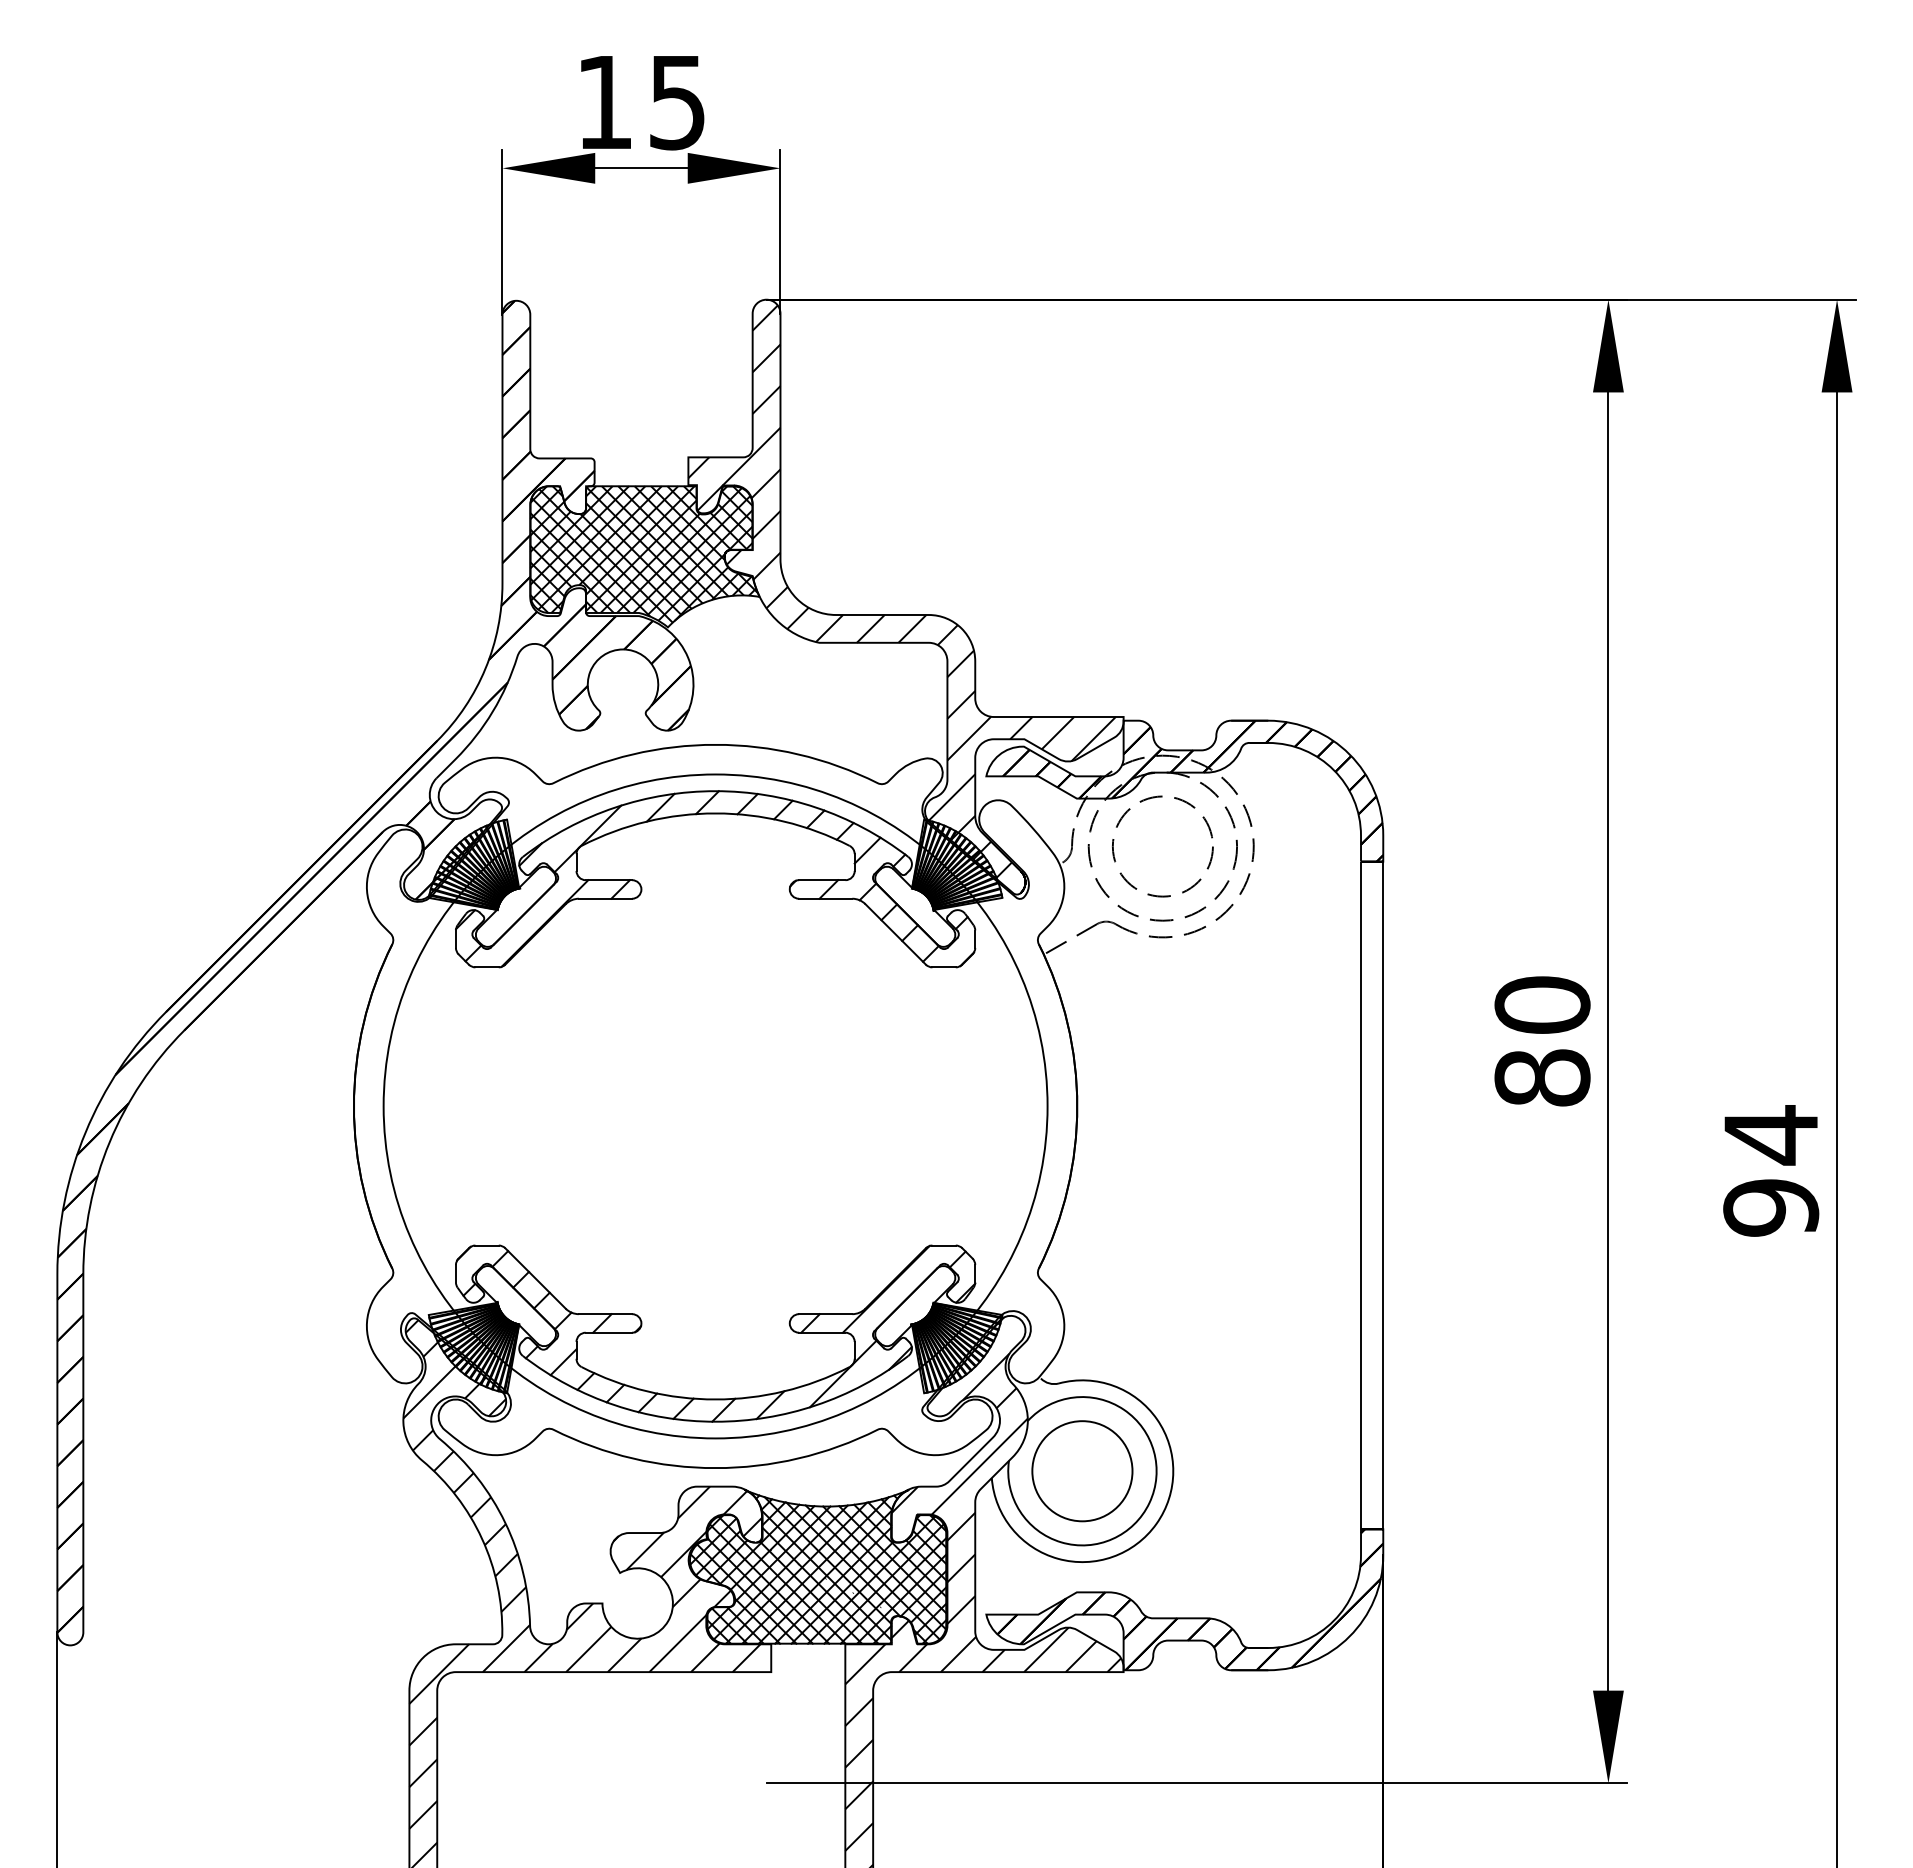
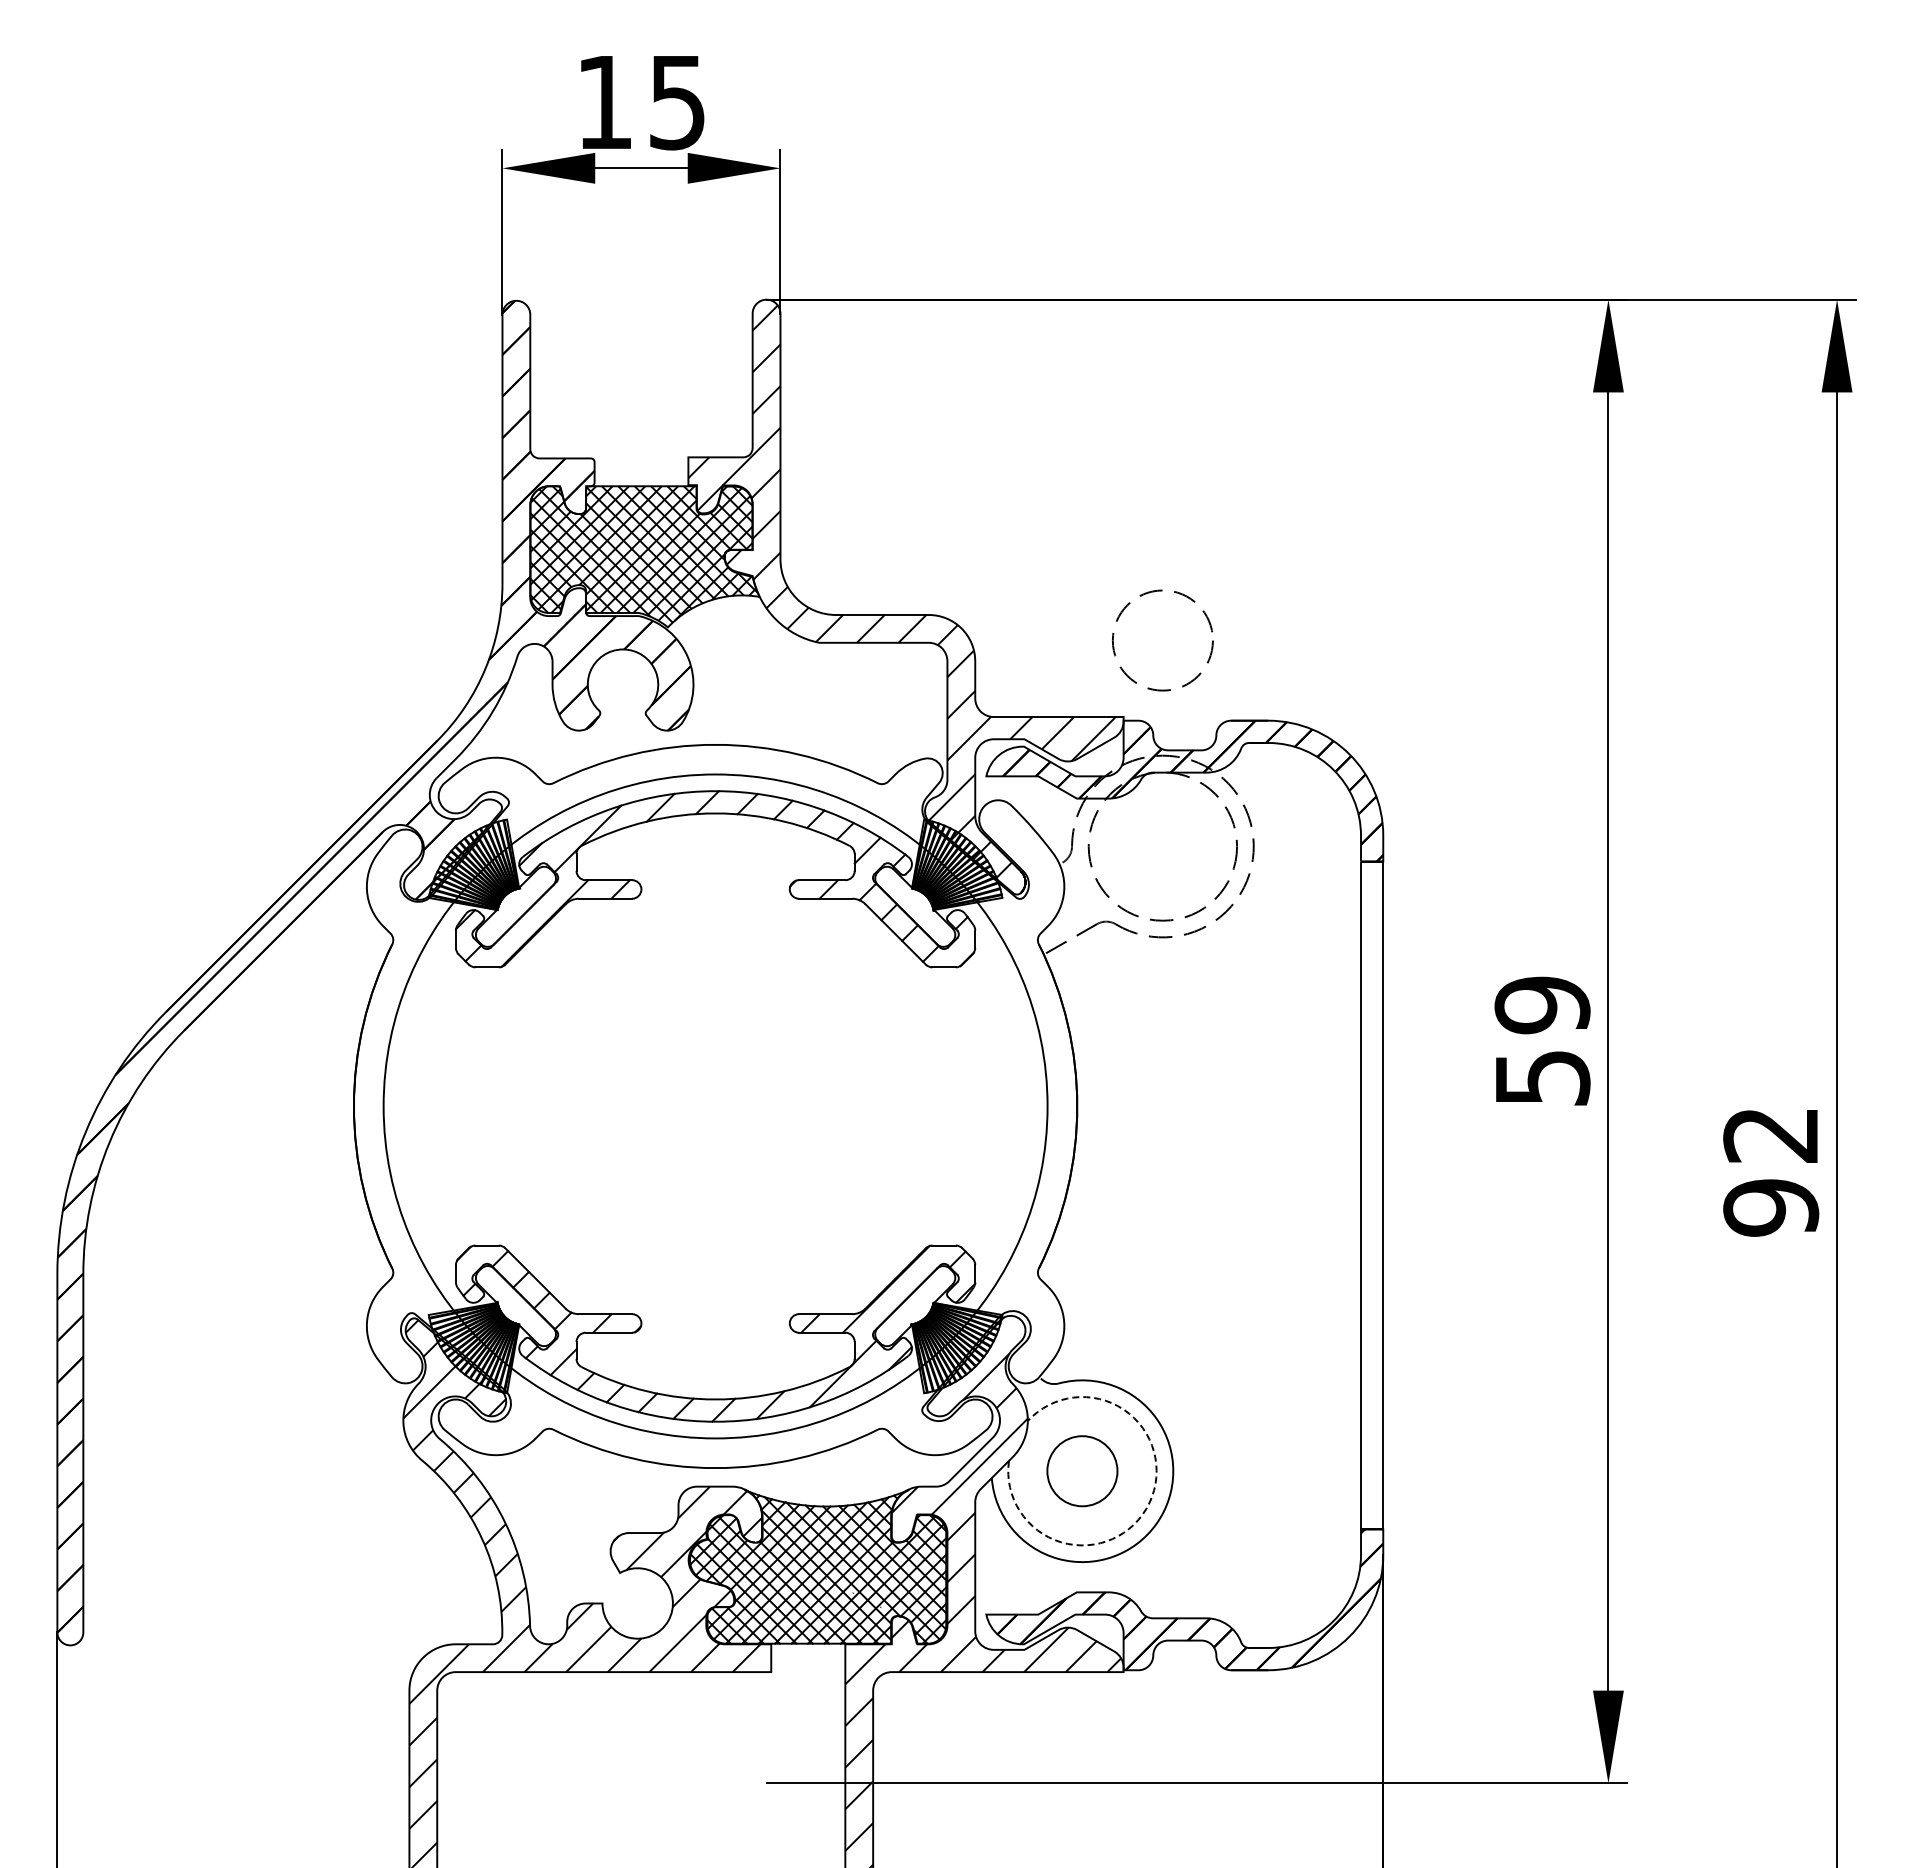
circle position: (1162, 846) -> (1162, 640) (1162, 640)
text: 80 -> 59 (1542, 1041)
text: 94 -> 92 (1770, 1135)
circle diameter: 100 px -> 70 px (1082, 1471)
arc: solid -> dashed (1149, 1502)
